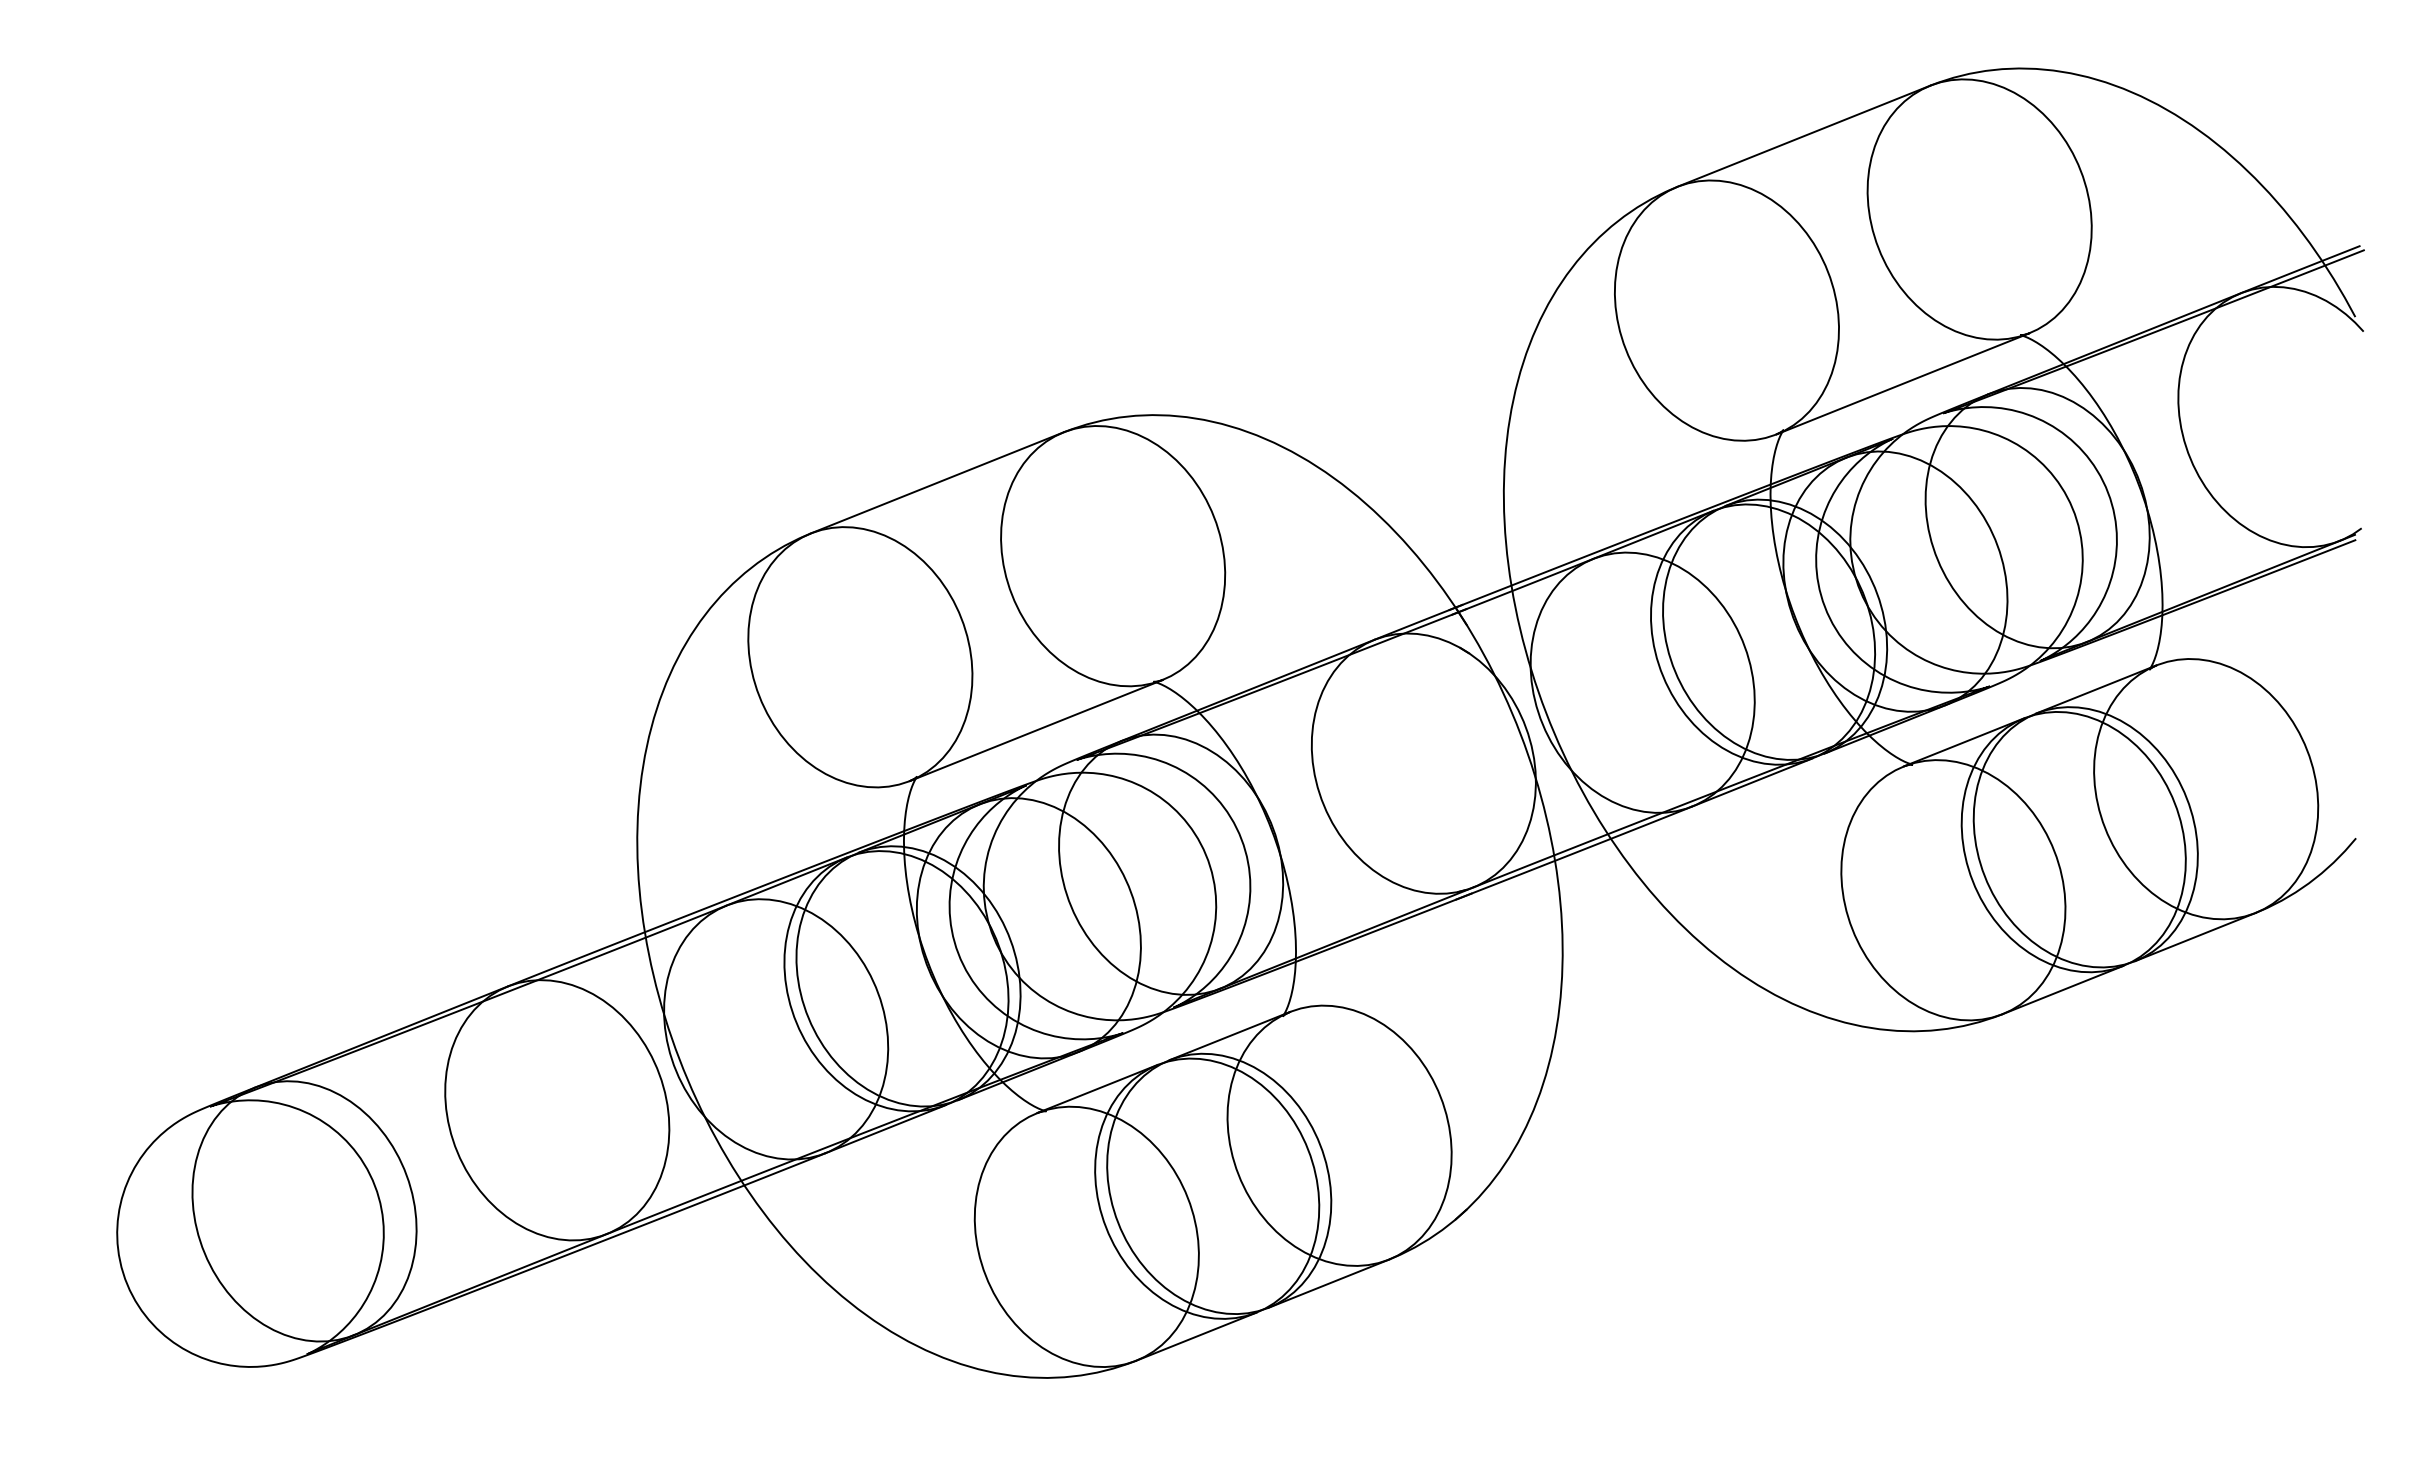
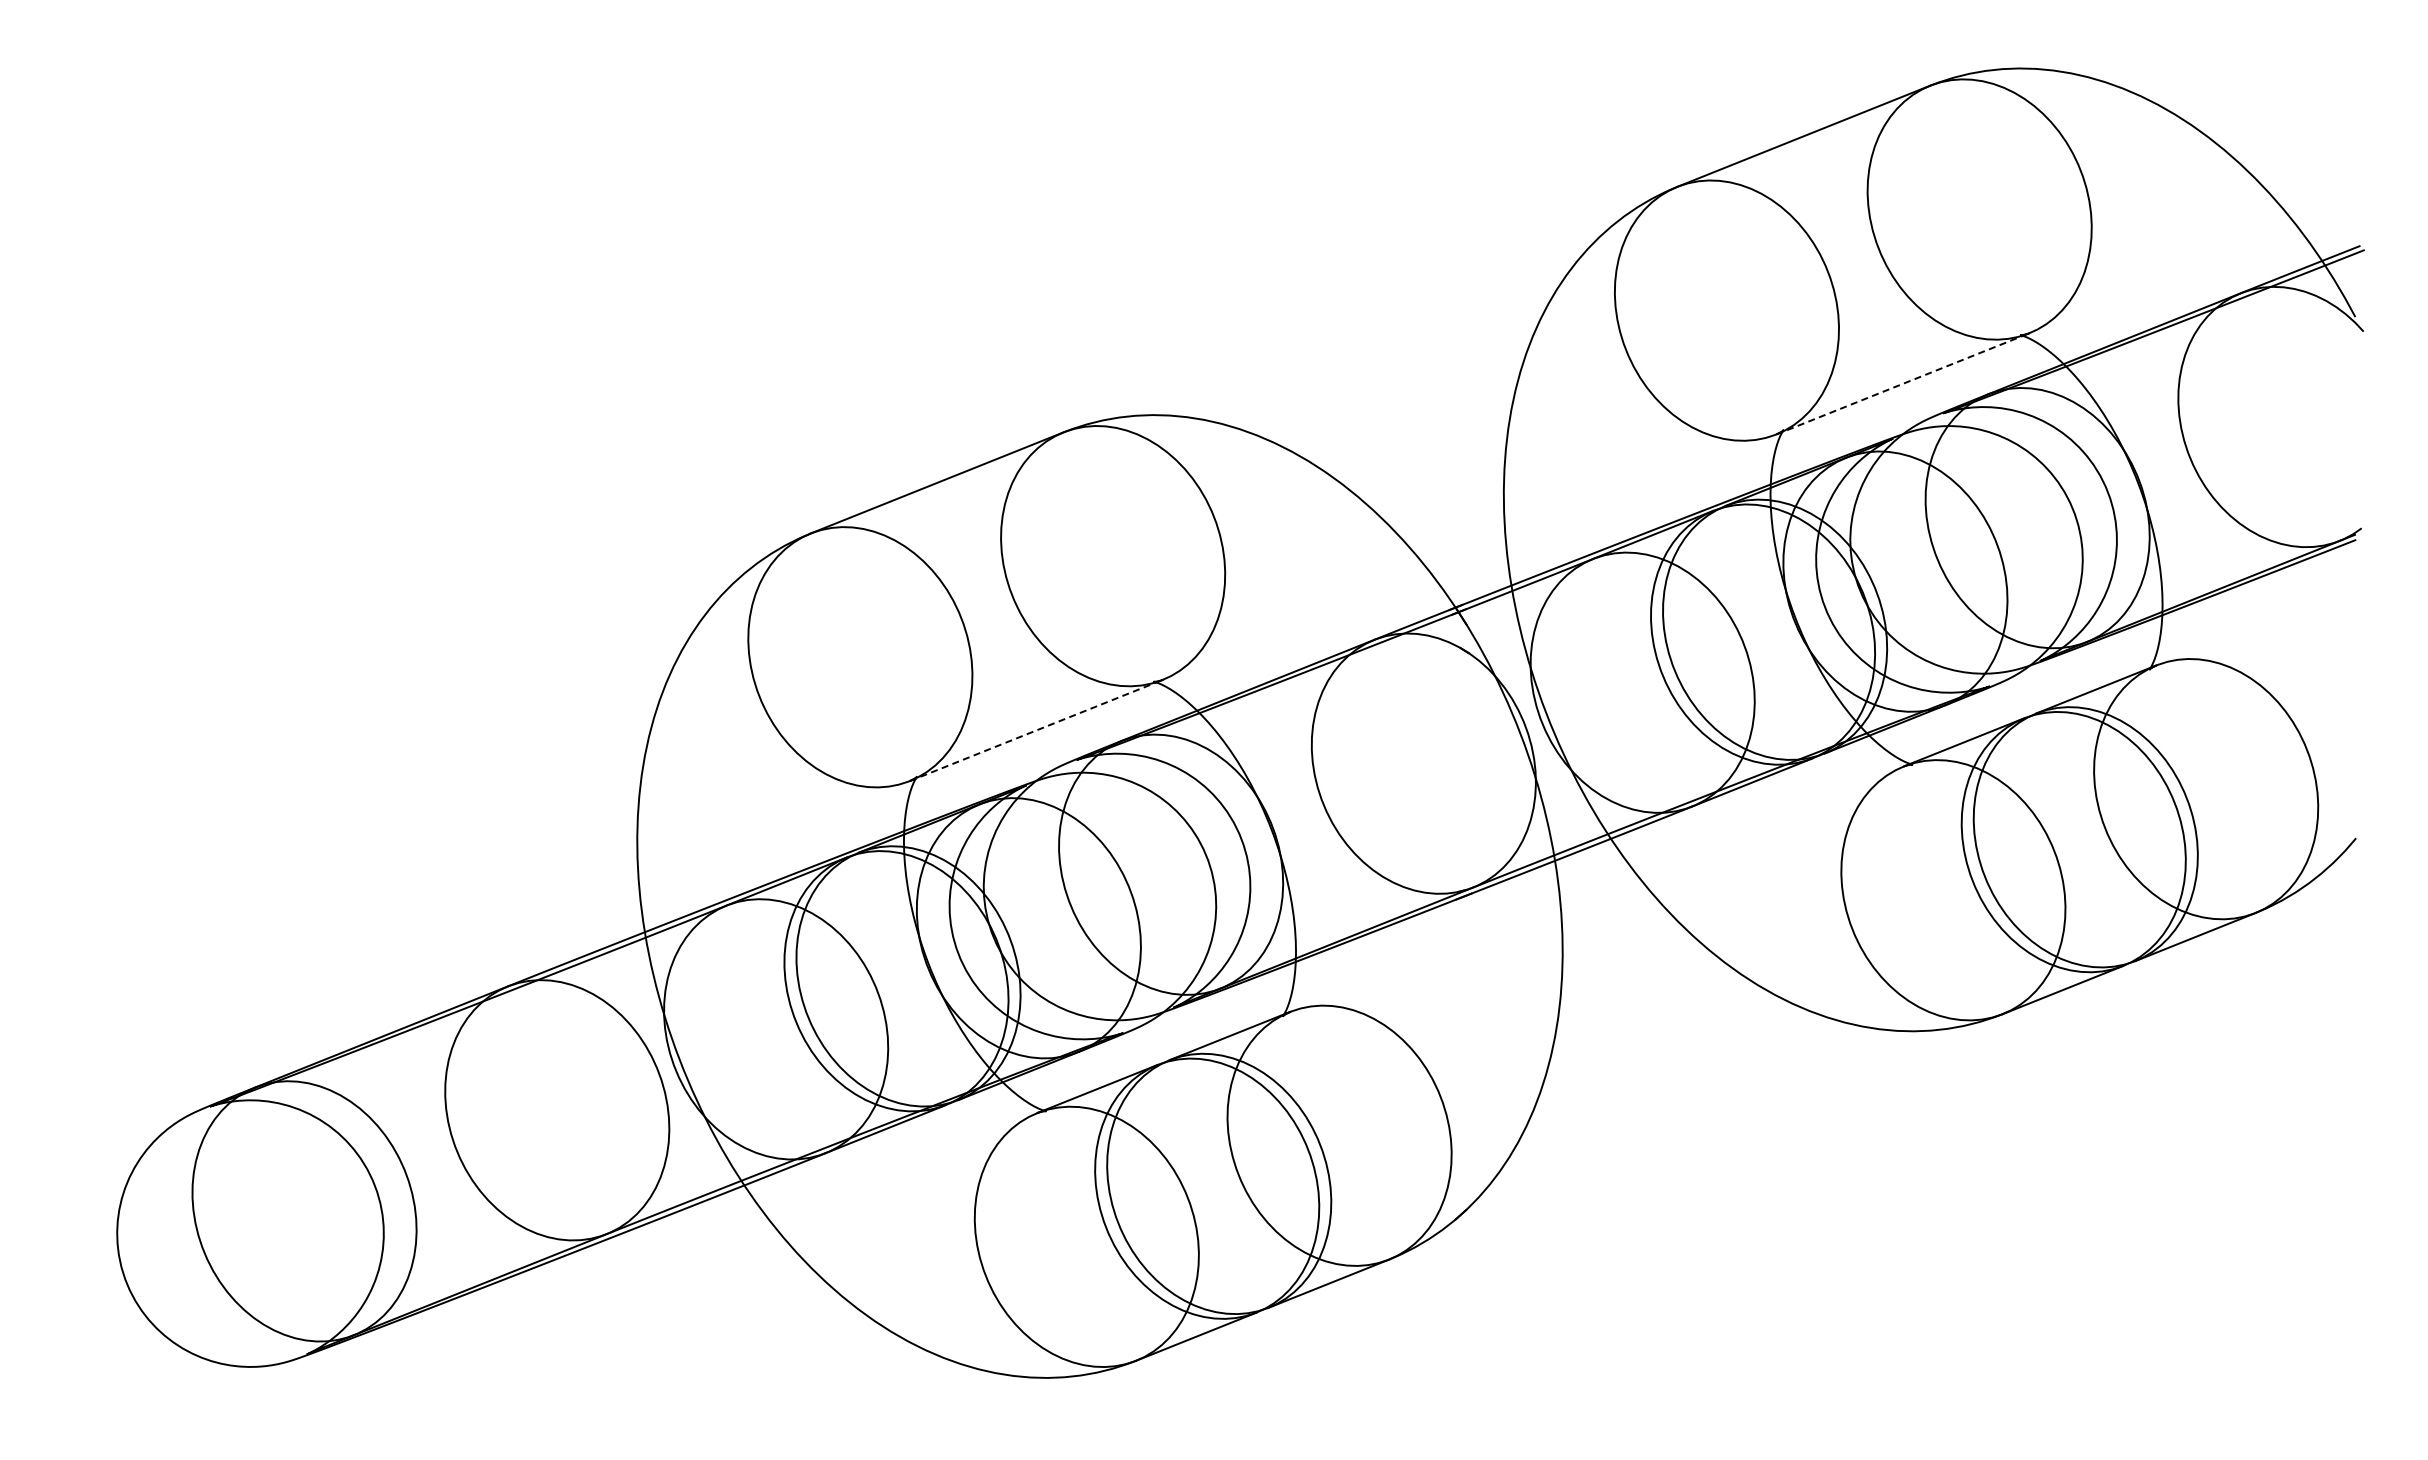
line: solid -> dashed (1903, 383)
line: solid -> dashed (1036, 730)
